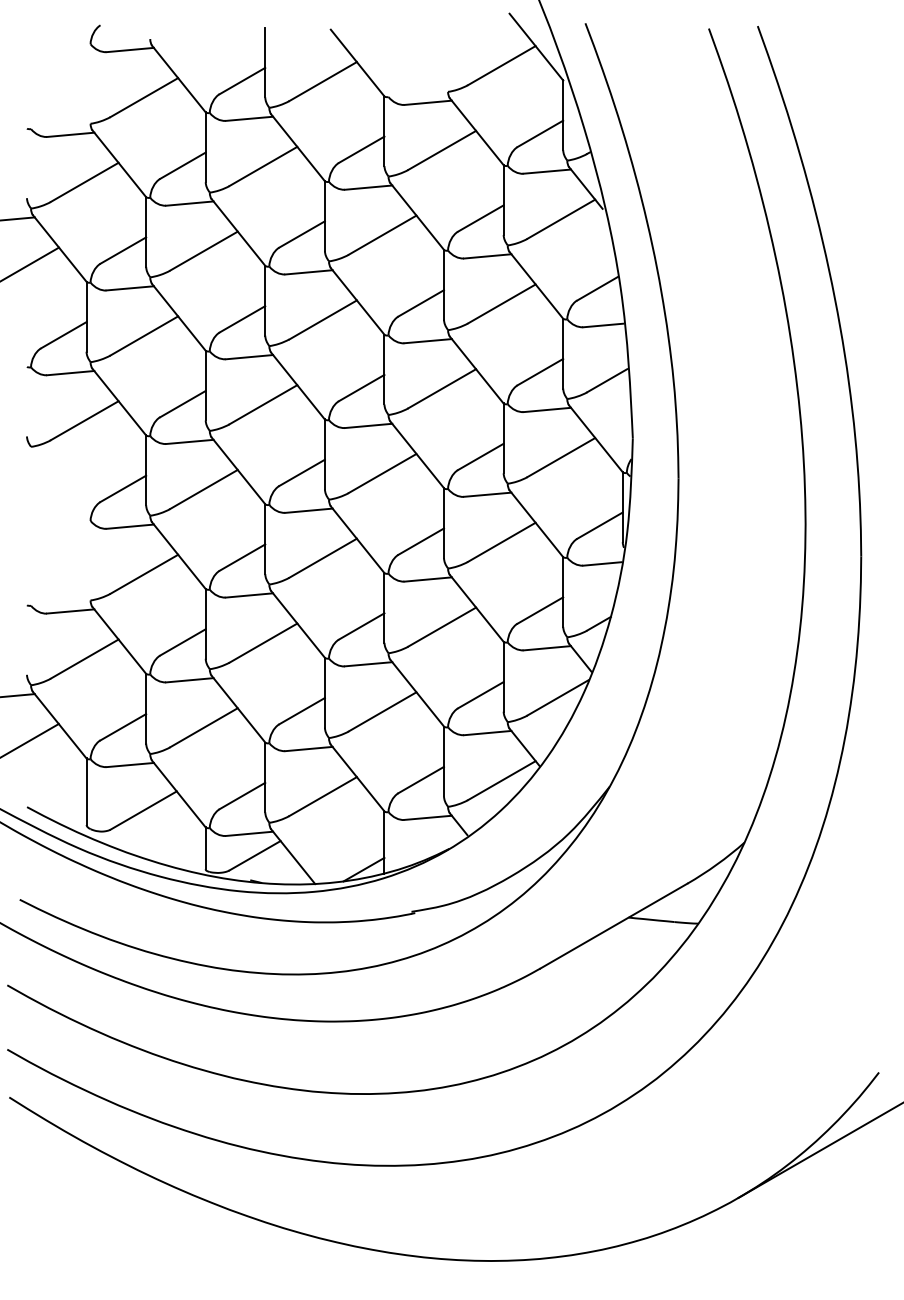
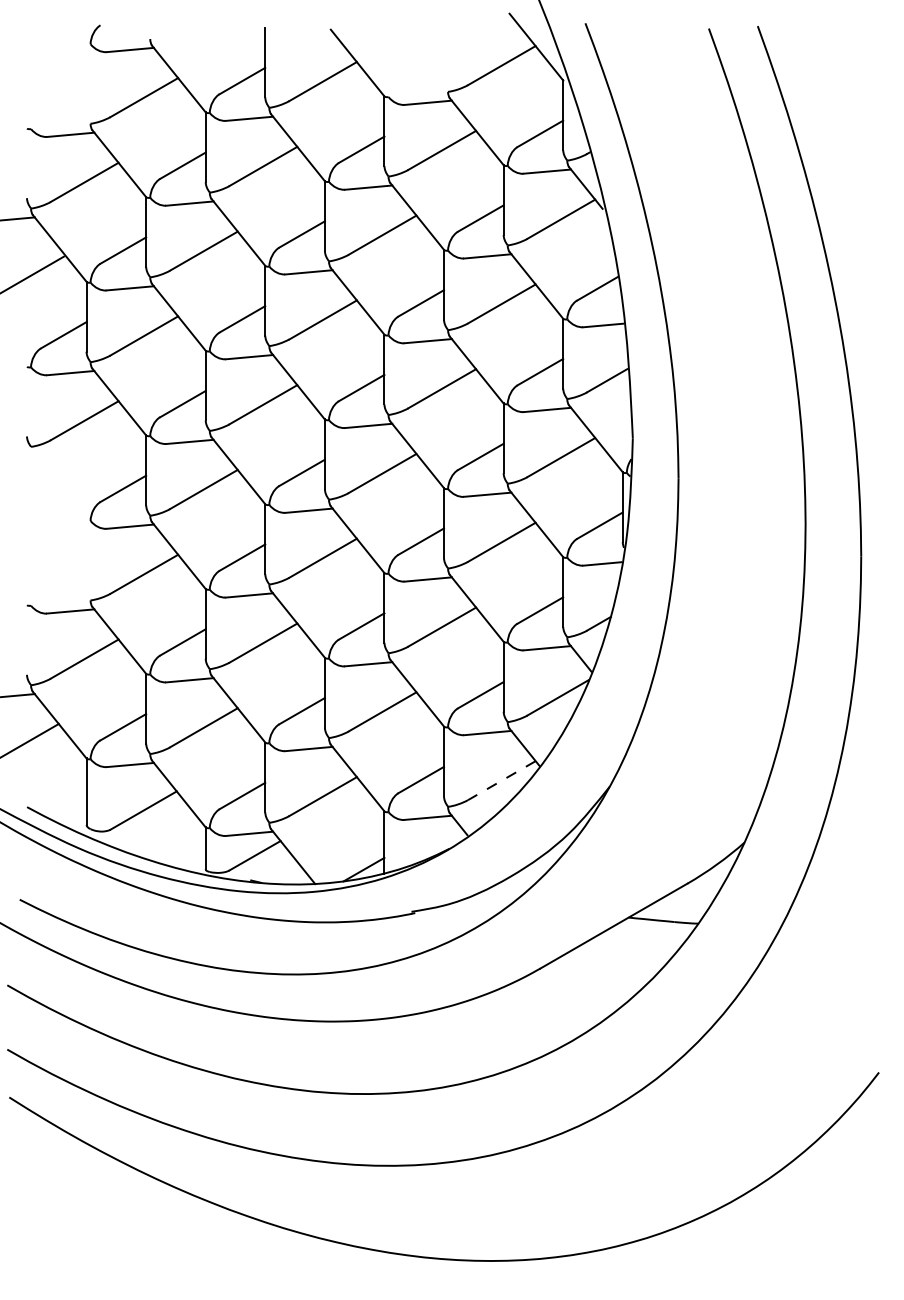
line position: (30, 263) -> (32, 274) (32, 274)
line: solid -> dashed (501, 780)
line: present -> none (819, 1150)
